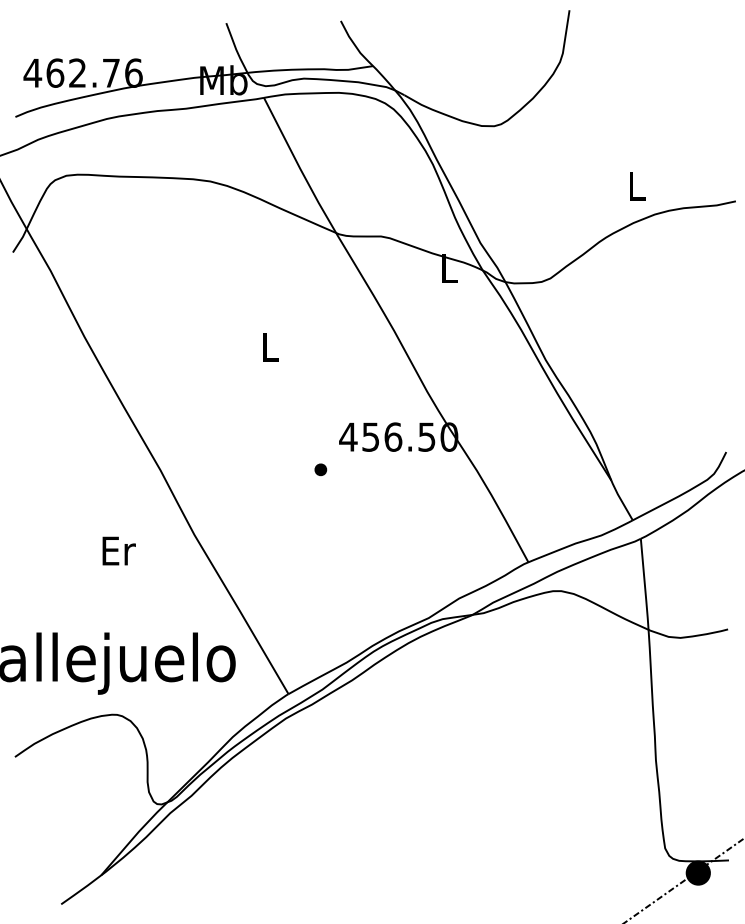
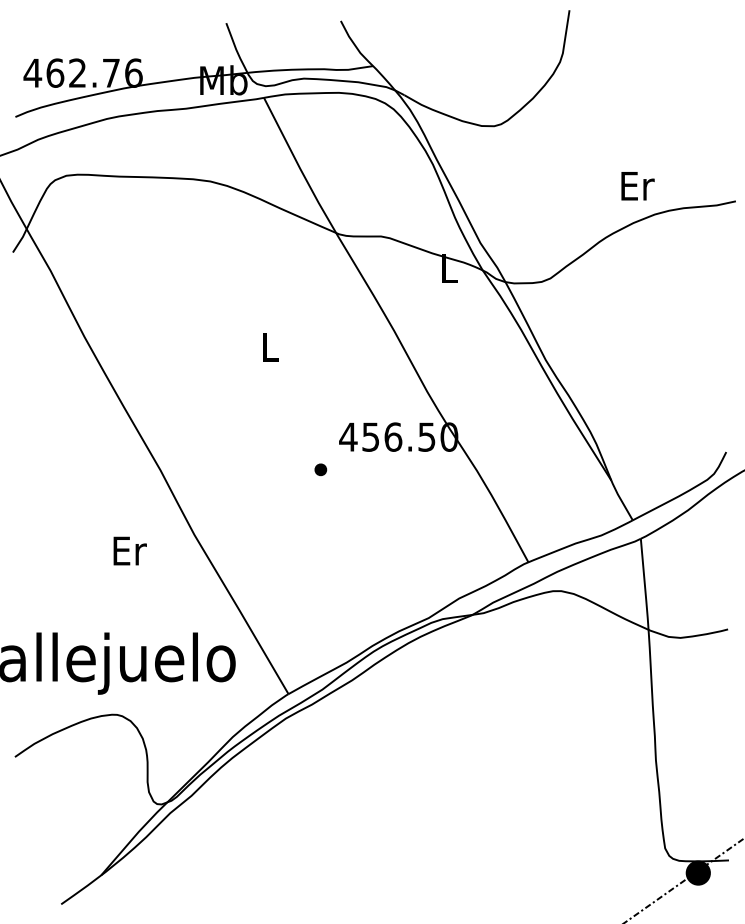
text: L -> Er (637, 186)
text position: (118, 550) -> (129, 550) (129, 550)
